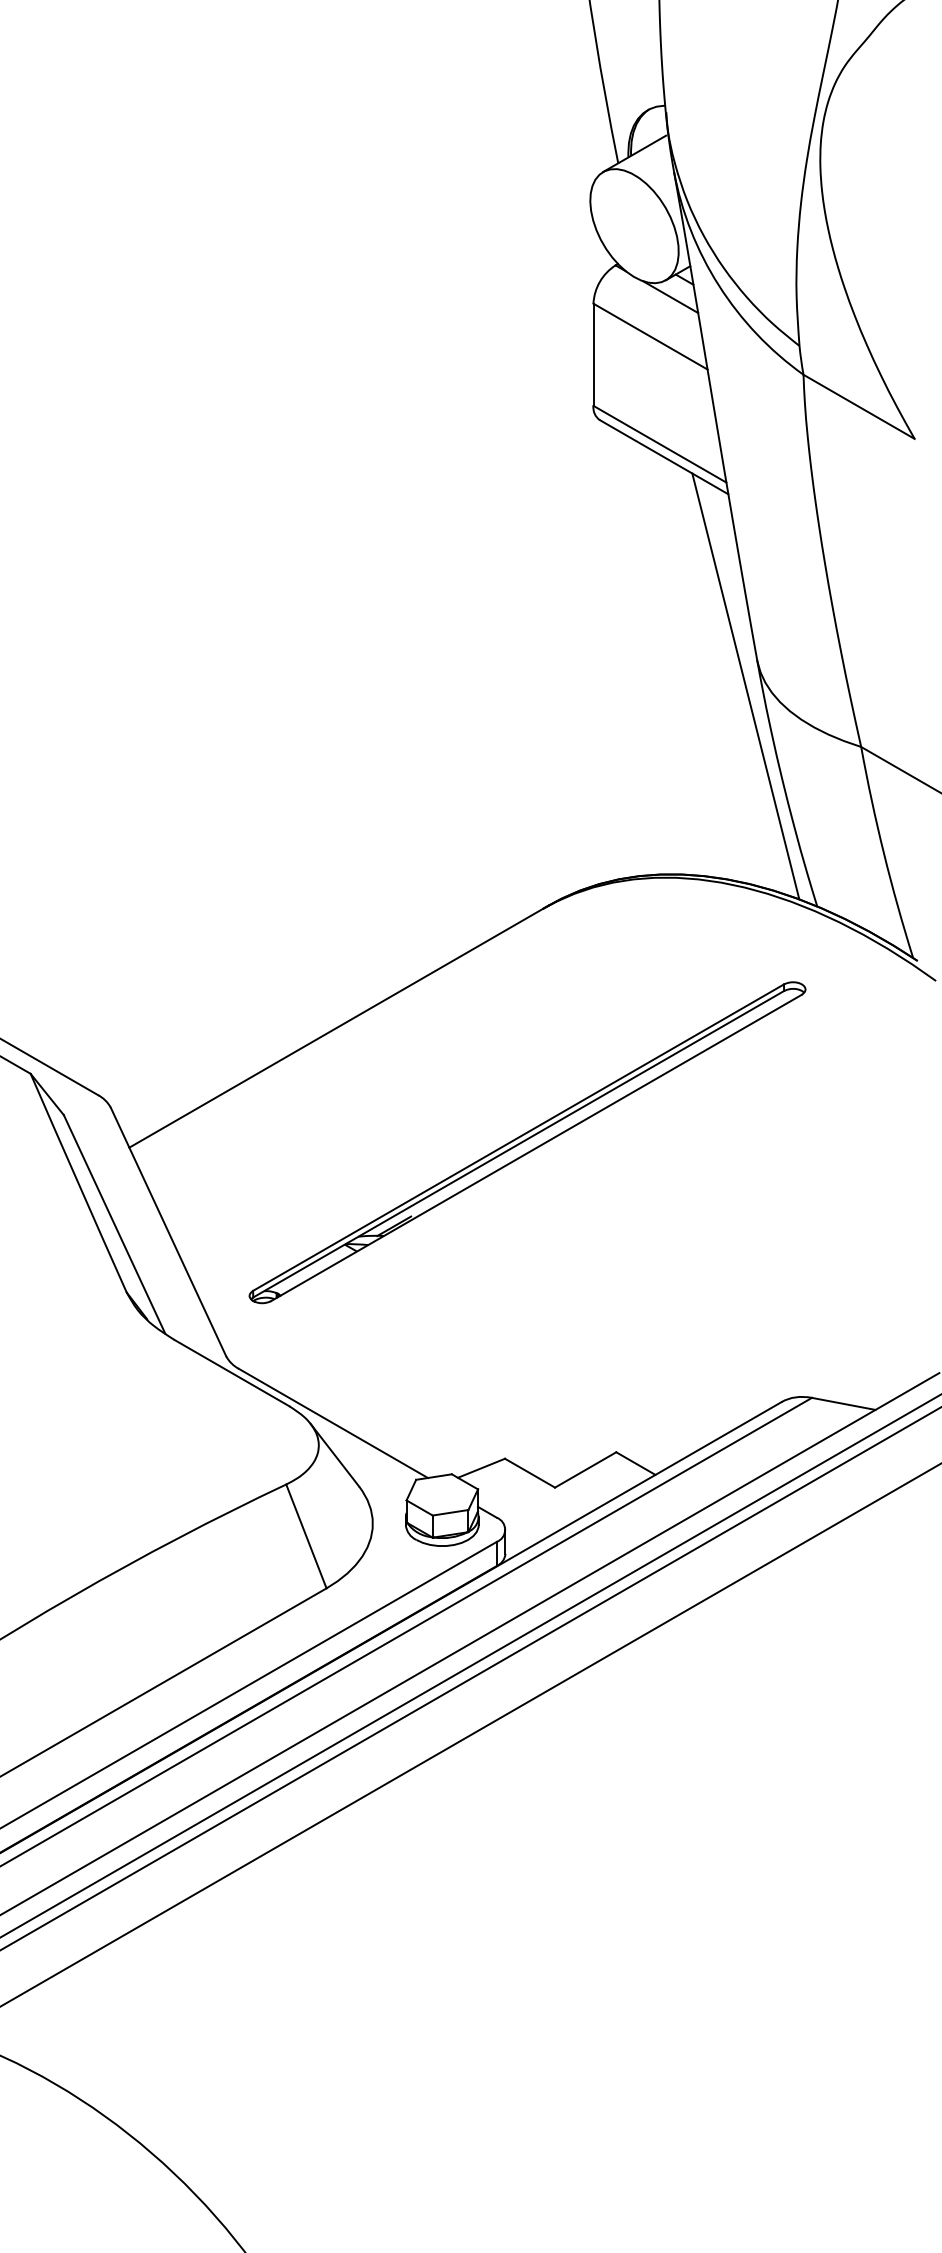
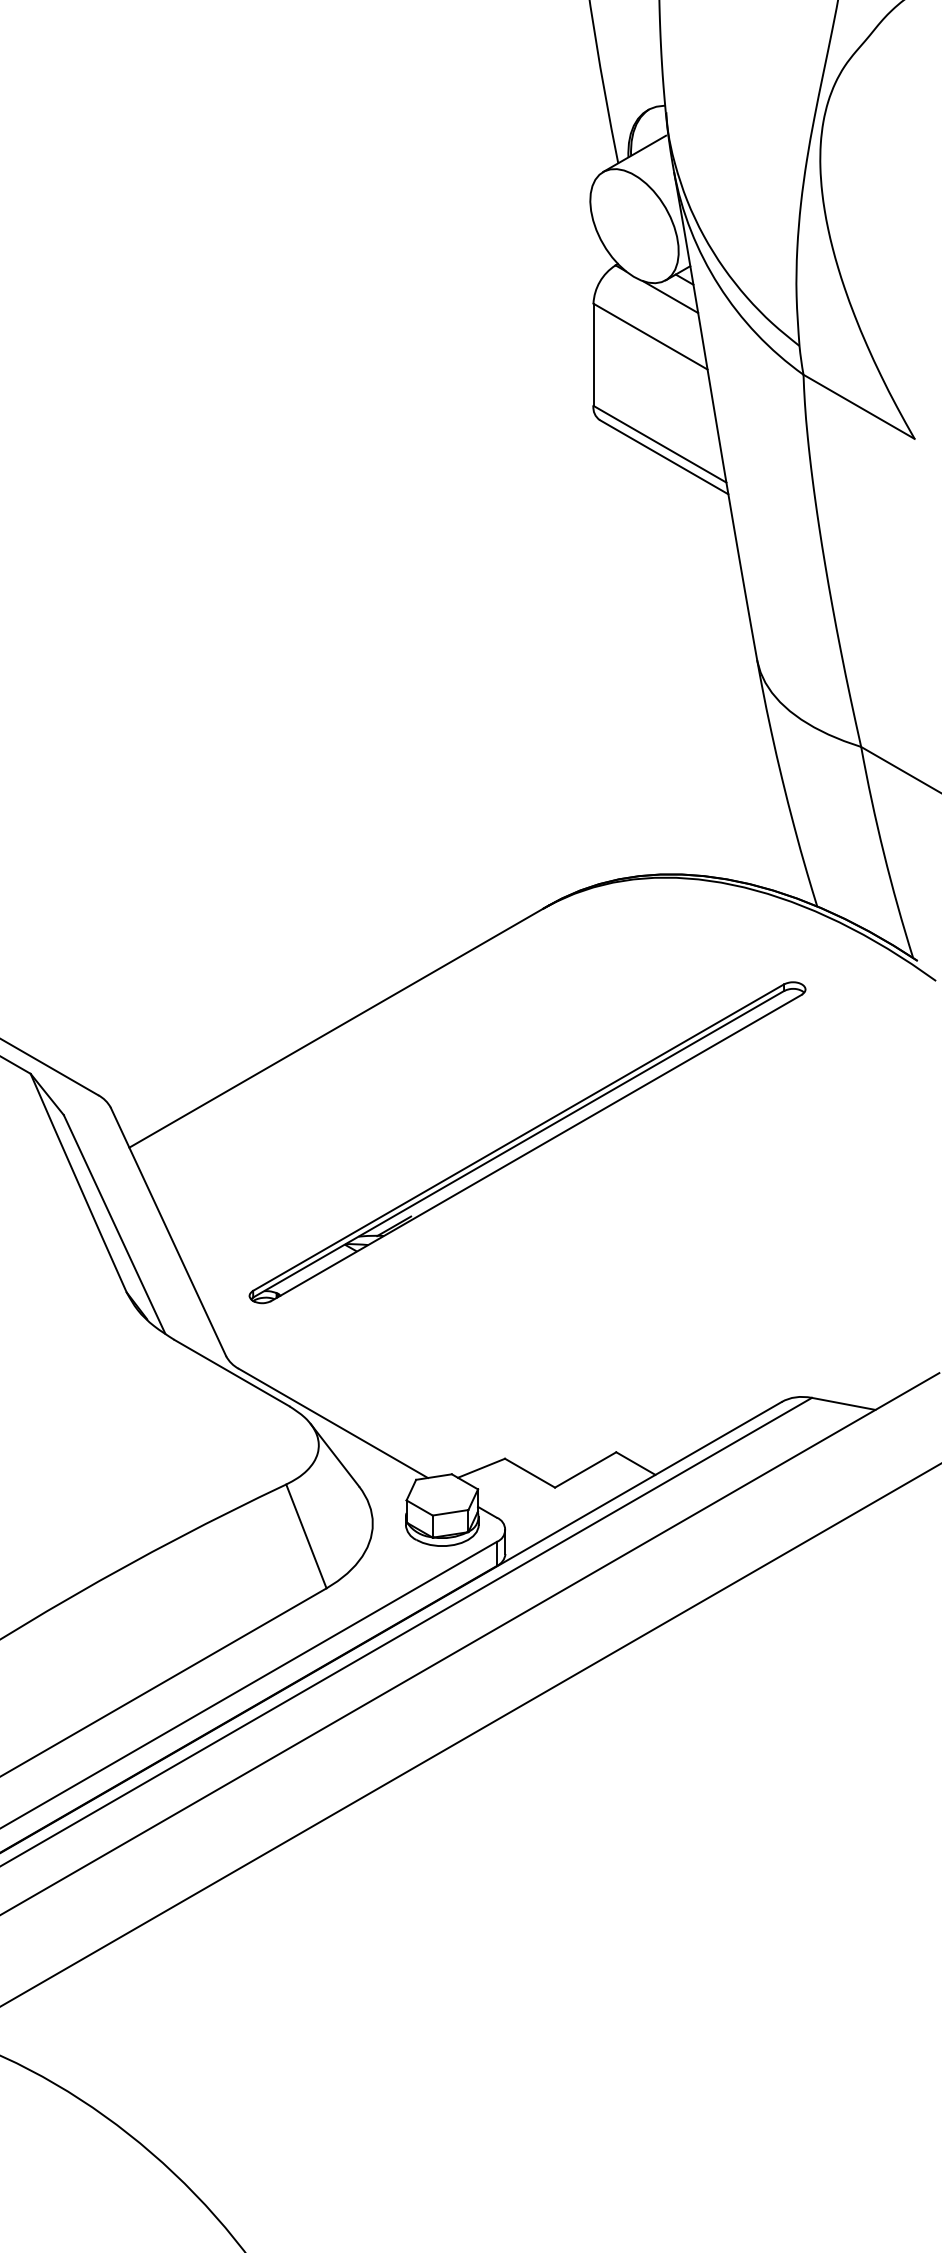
line: present -> none (745, 686)
line: present -> none (470, 1666)
line: present -> none (470, 1678)
